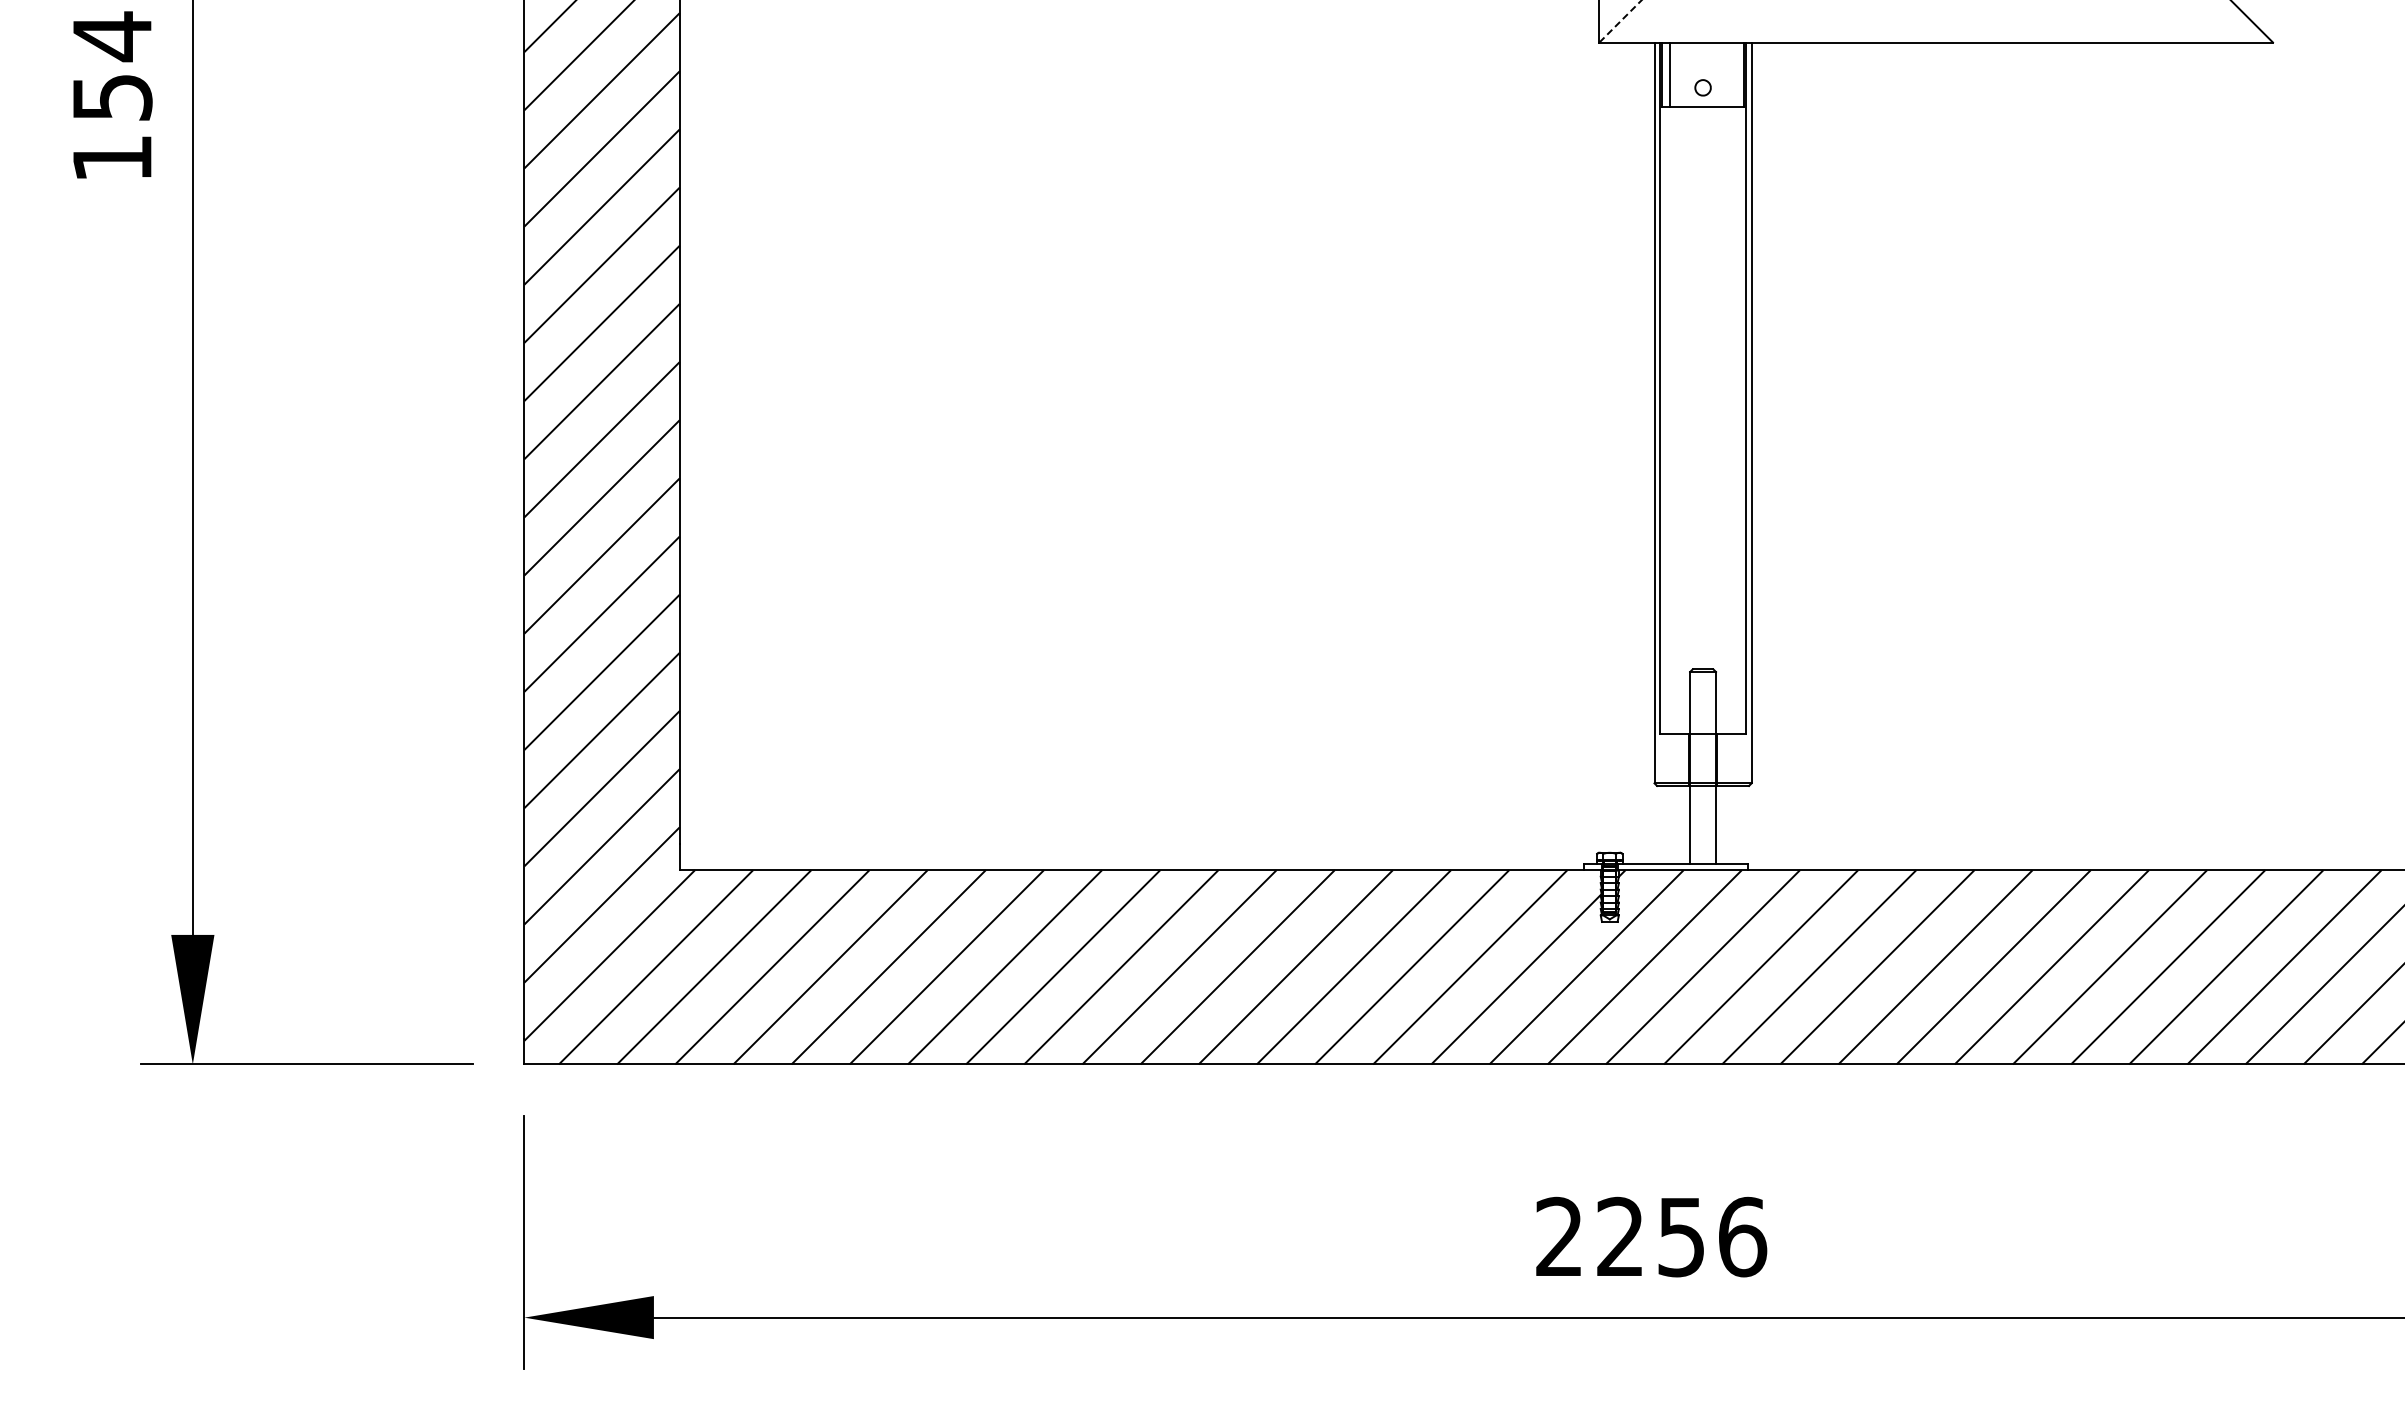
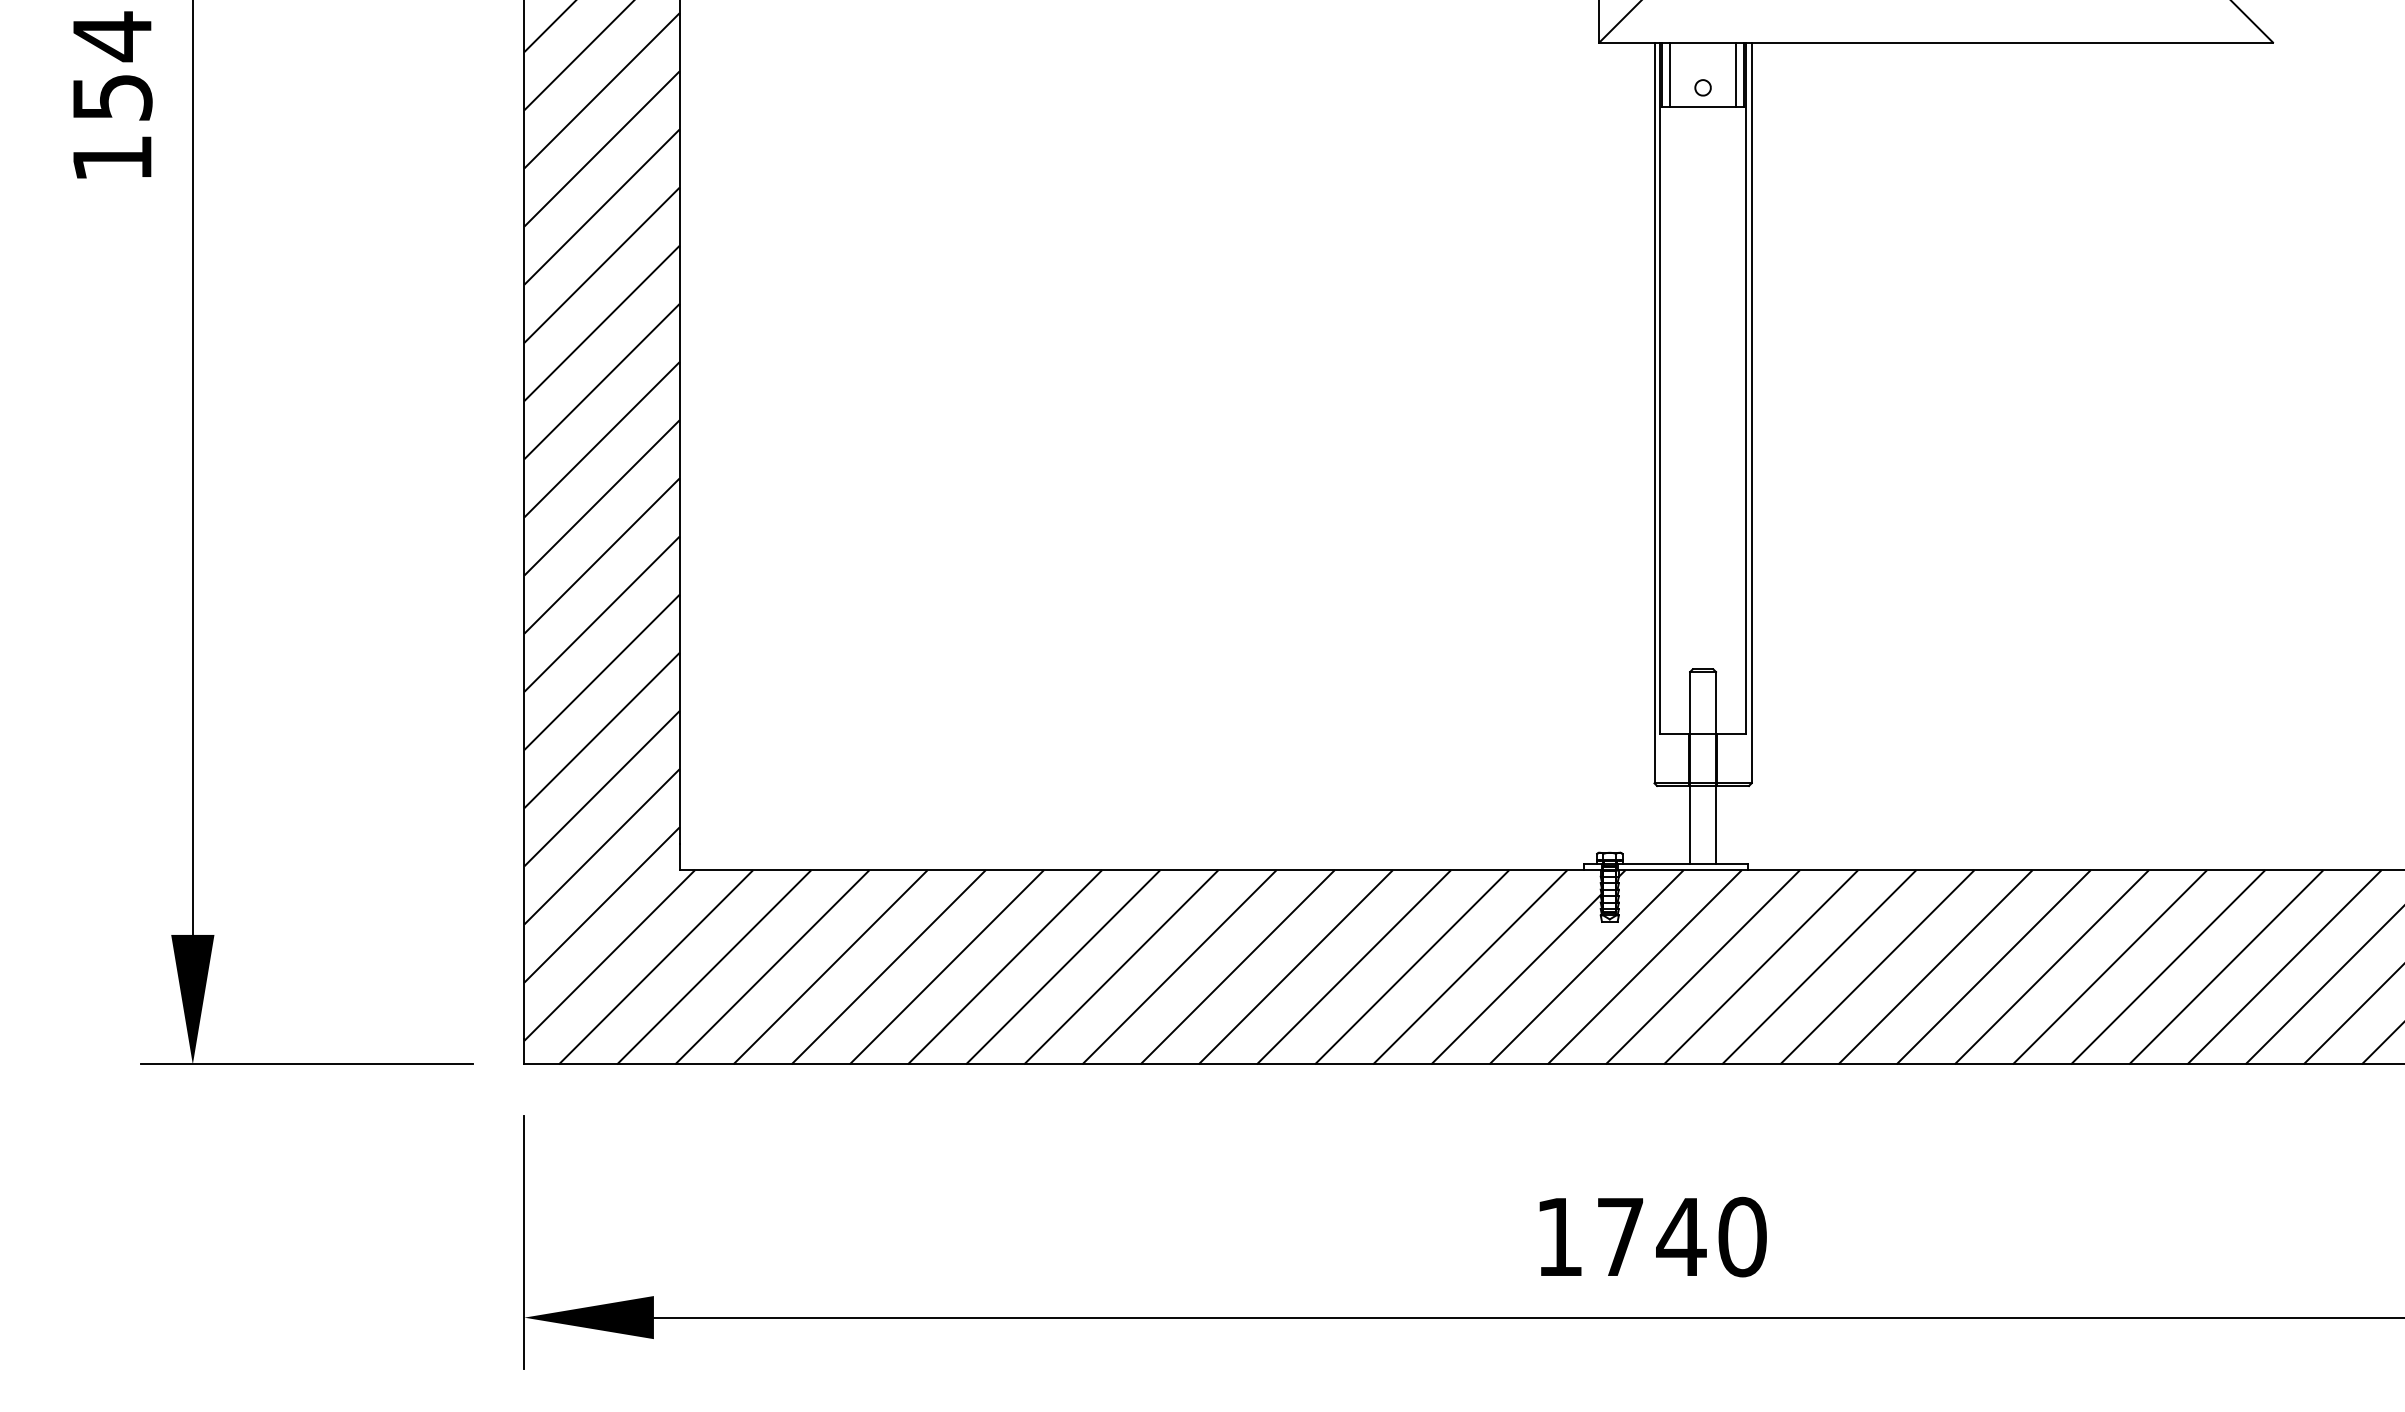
line: dashed -> solid (1620, 21)
line: none -> present (1736, 74)
text: 2256 -> 1740 (1651, 1236)
